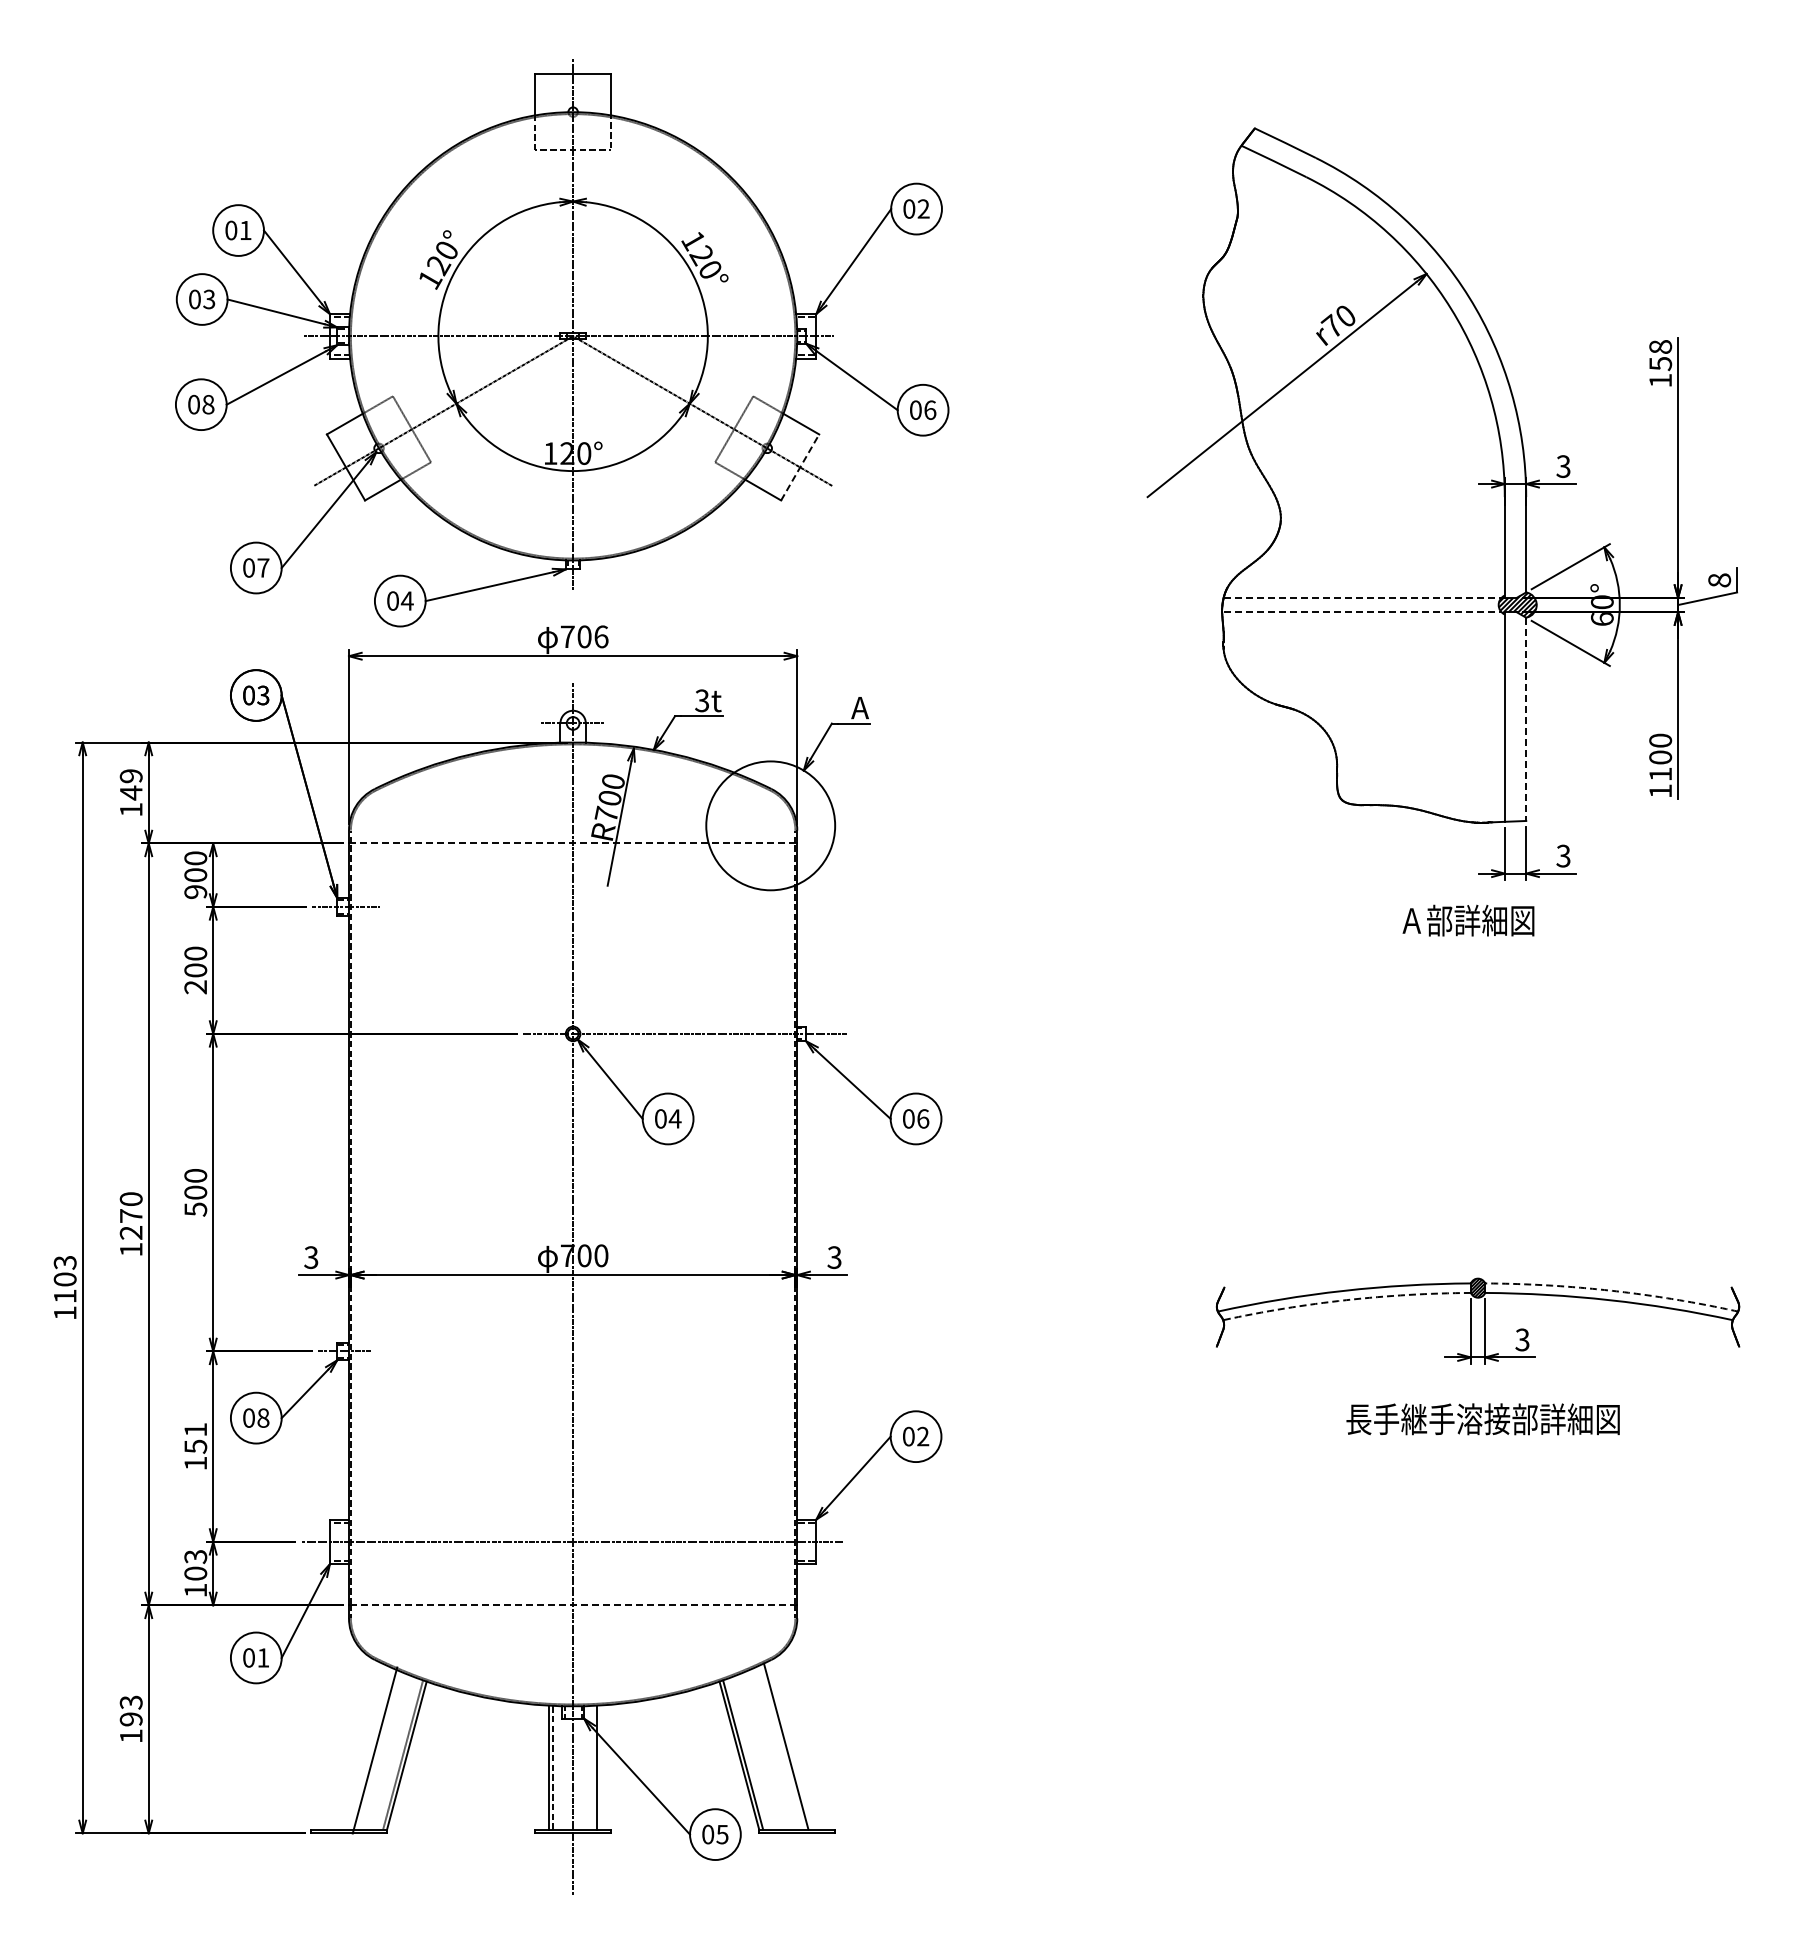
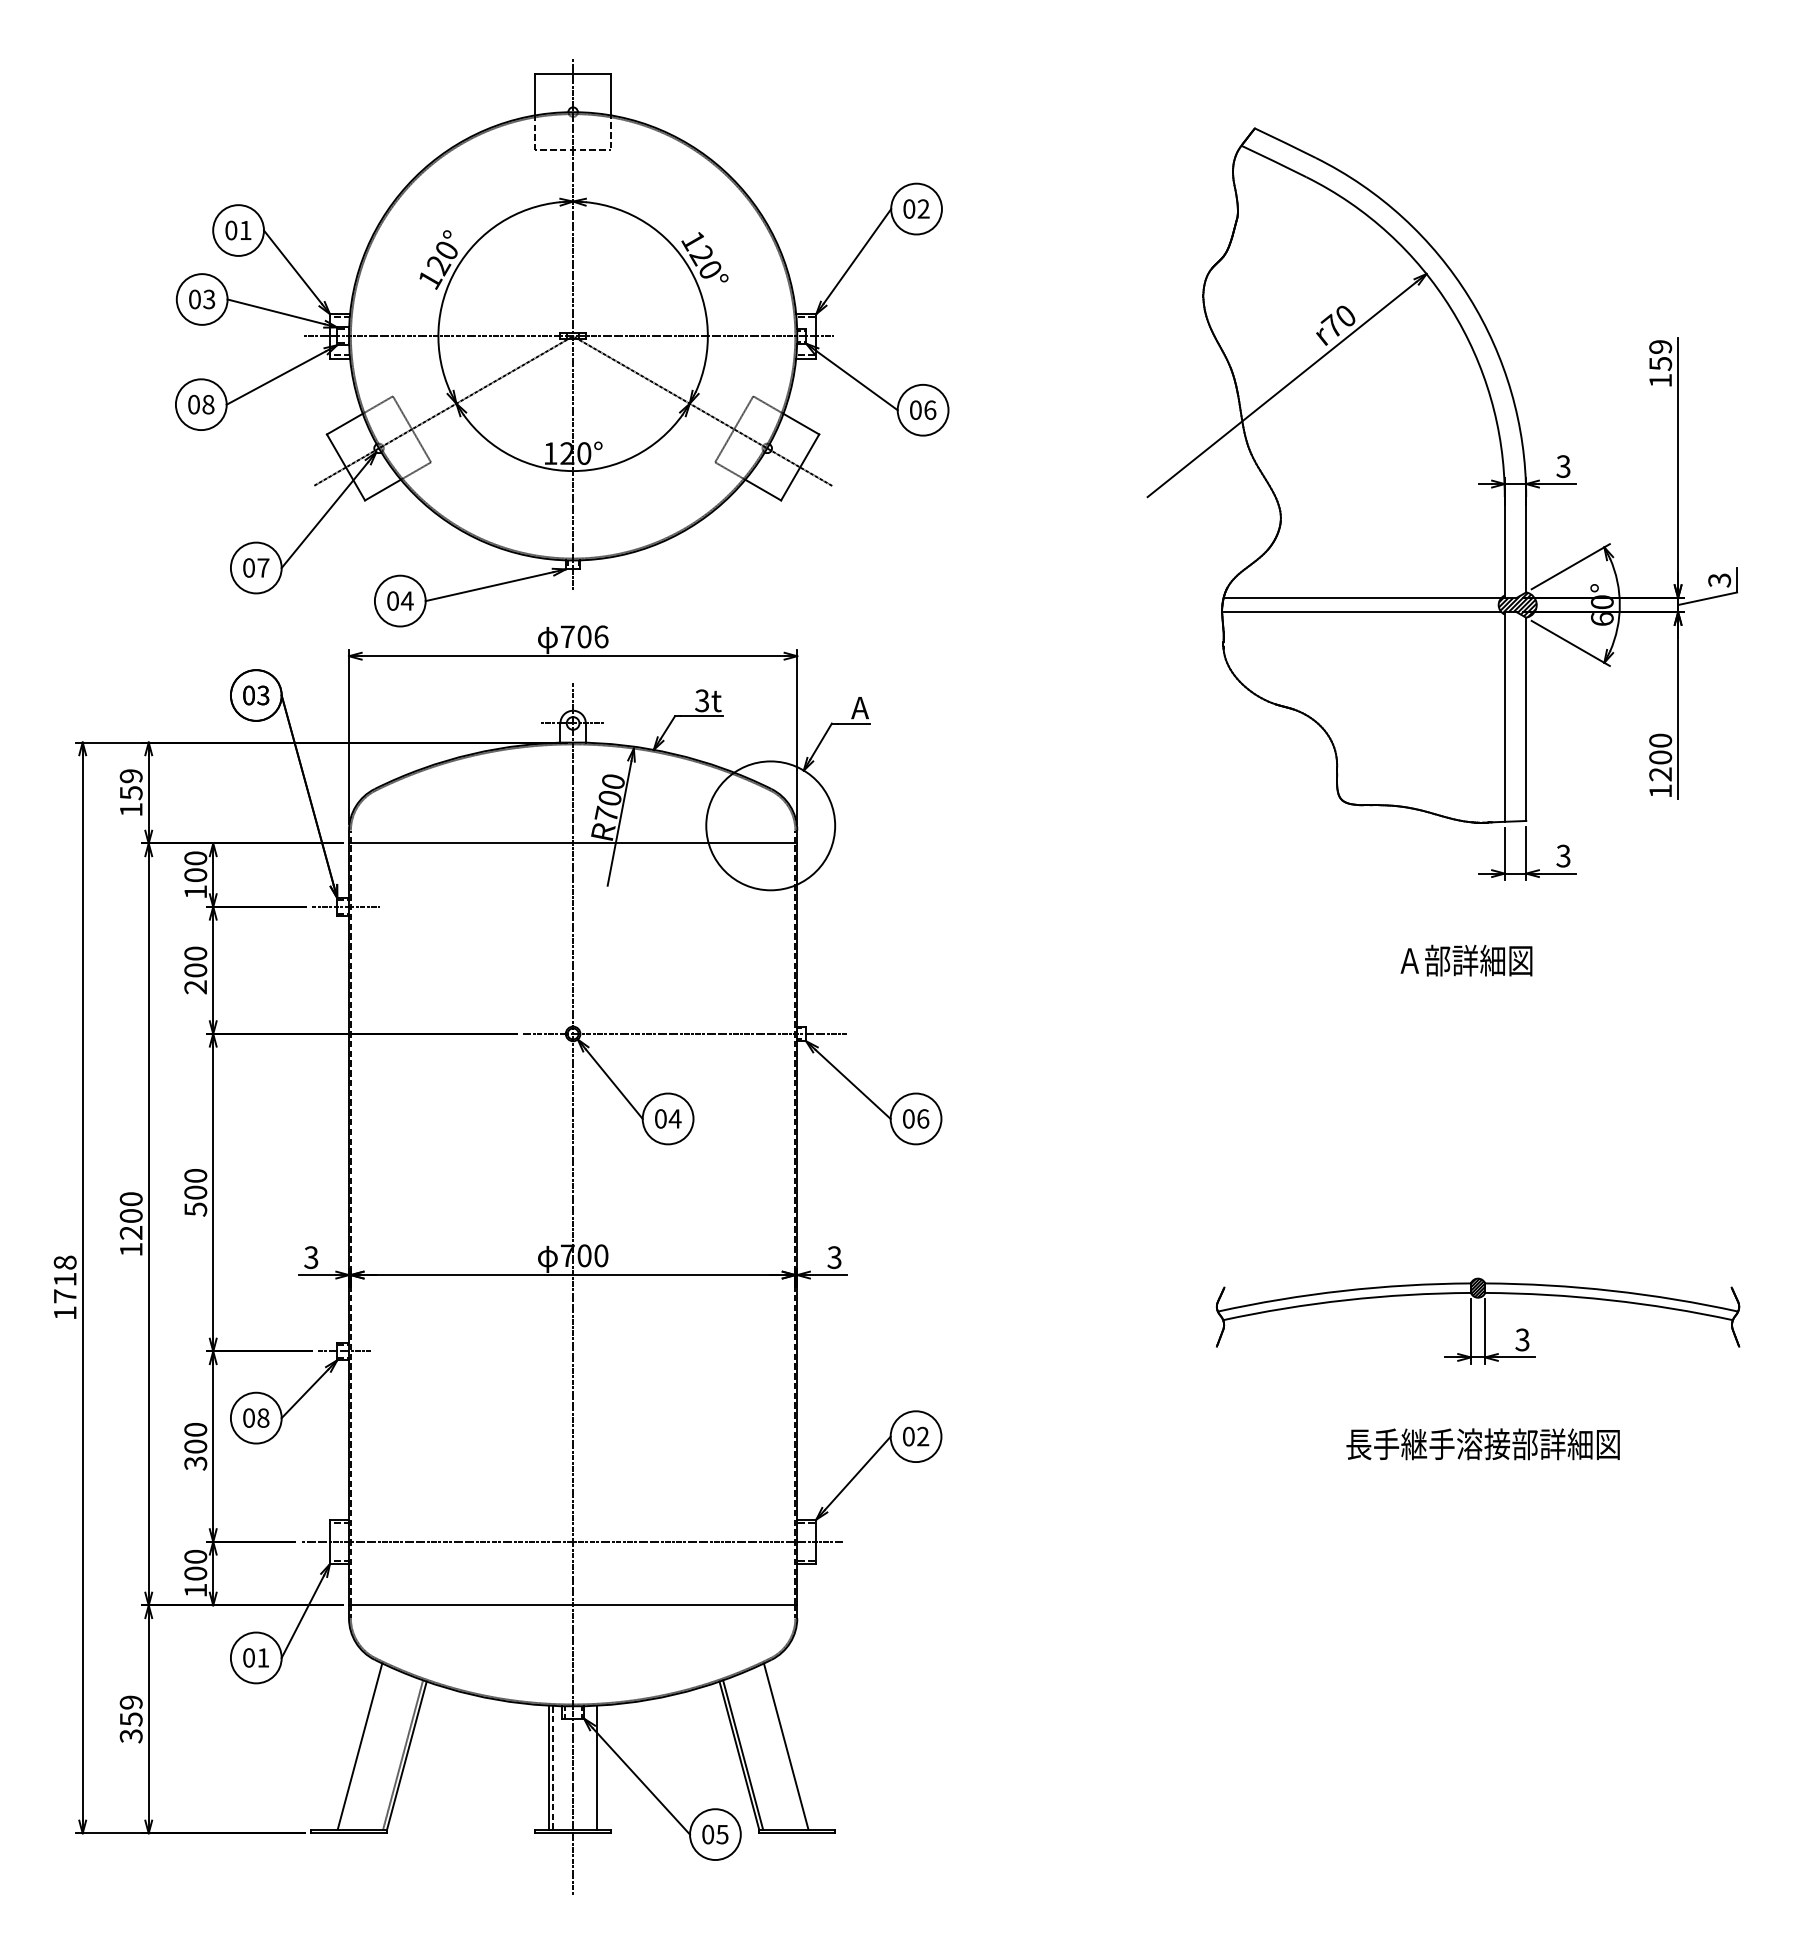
text: 158 -> 159 (1660, 346)
line: dashed -> solid (800, 467)
text: 8 -> 3 (1719, 580)
line: dashed -> solid (1362, 597)
line: dashed -> solid (1362, 612)
line: dashed -> solid (1526, 719)
text: 1100 -> 1200 (1660, 774)
text: 149 -> 159 (131, 792)
line: dashed -> solid (573, 843)
text: 900 -> 100 (195, 892)
text position: (1468, 920) -> (1466, 960) (1466, 960)
text: 1270 -> 1200 (130, 1215)
text: 1103 -> 1718 (64, 1279)
arc: dashed -> solid (1612, 1290)
arc: dashed -> solid (1346, 1300)
text position: (1482, 1419) -> (1482, 1444) (1482, 1444)
text: 151 -> 300 (195, 1446)
text: 103 -> 100 (195, 1557)
line: dashed -> solid (572, 1605)
text: 193 -> 359 (130, 1719)
line position: (374, 1750) -> (359, 1746) (359, 1746)
